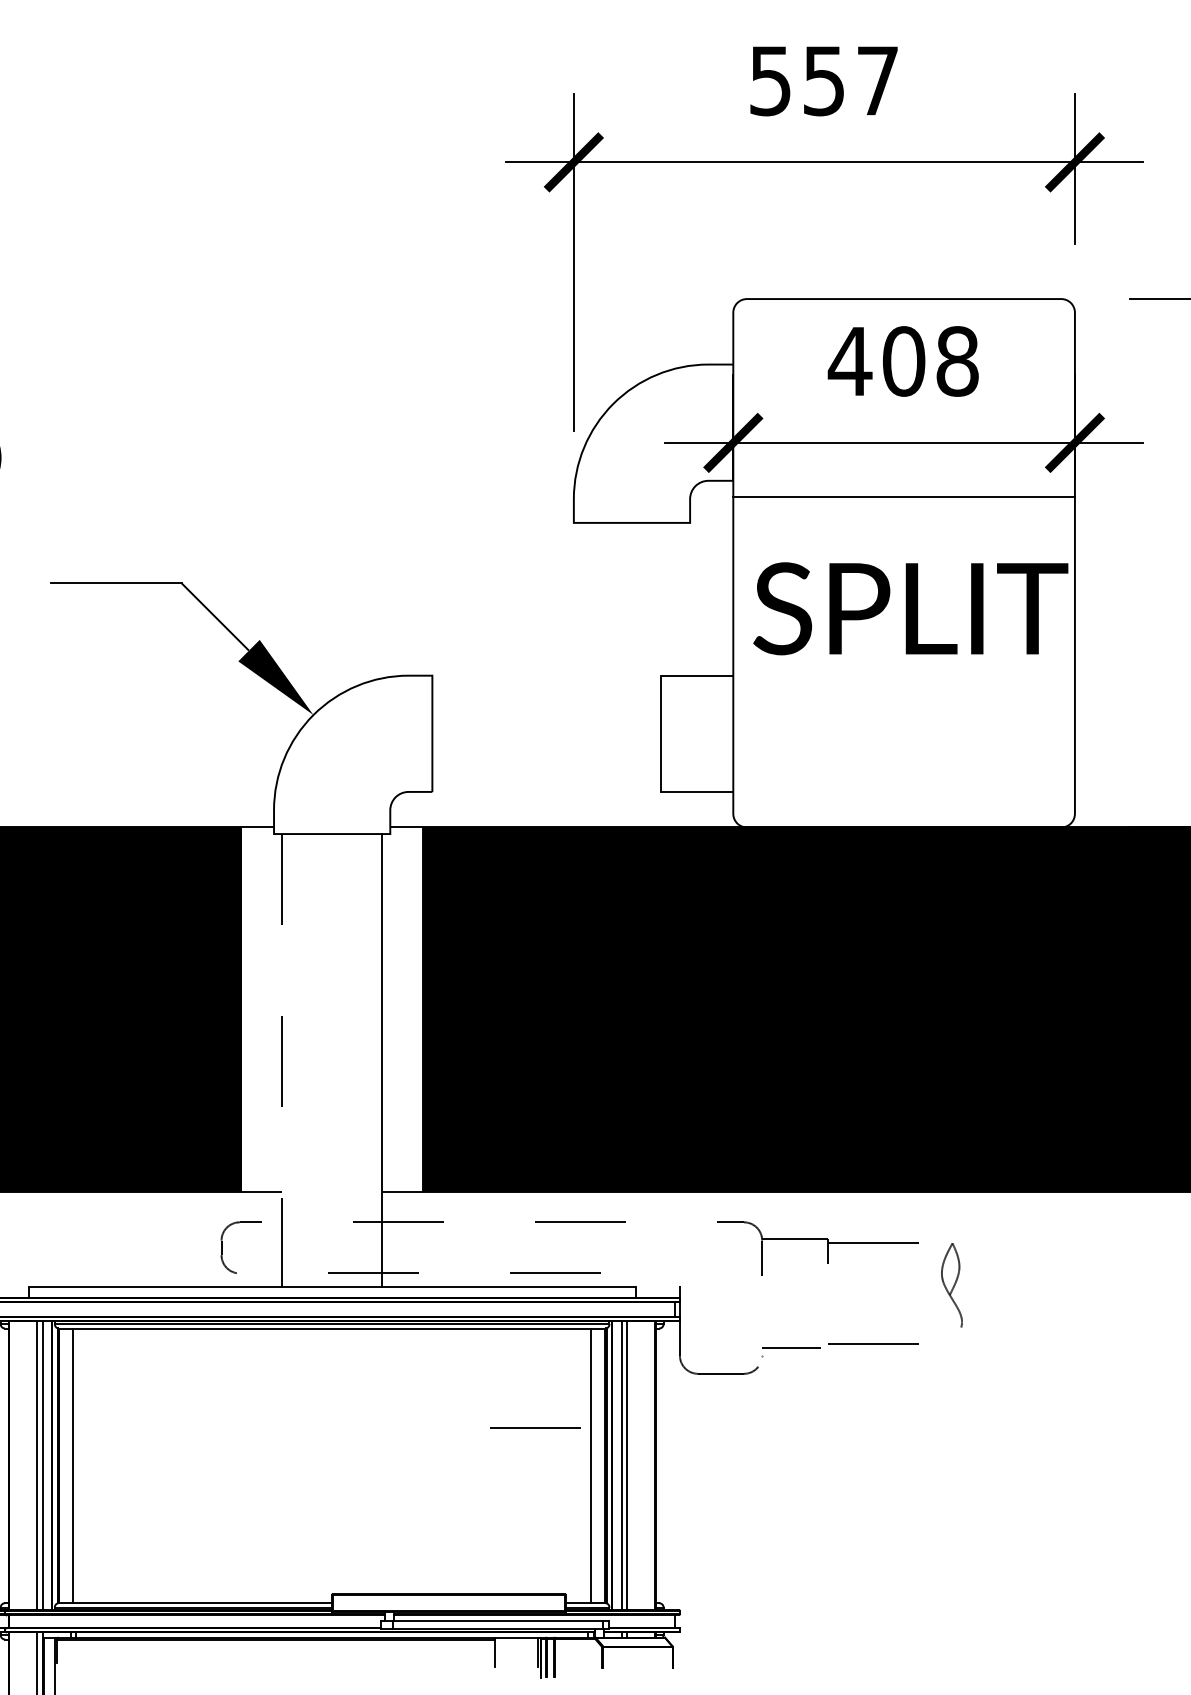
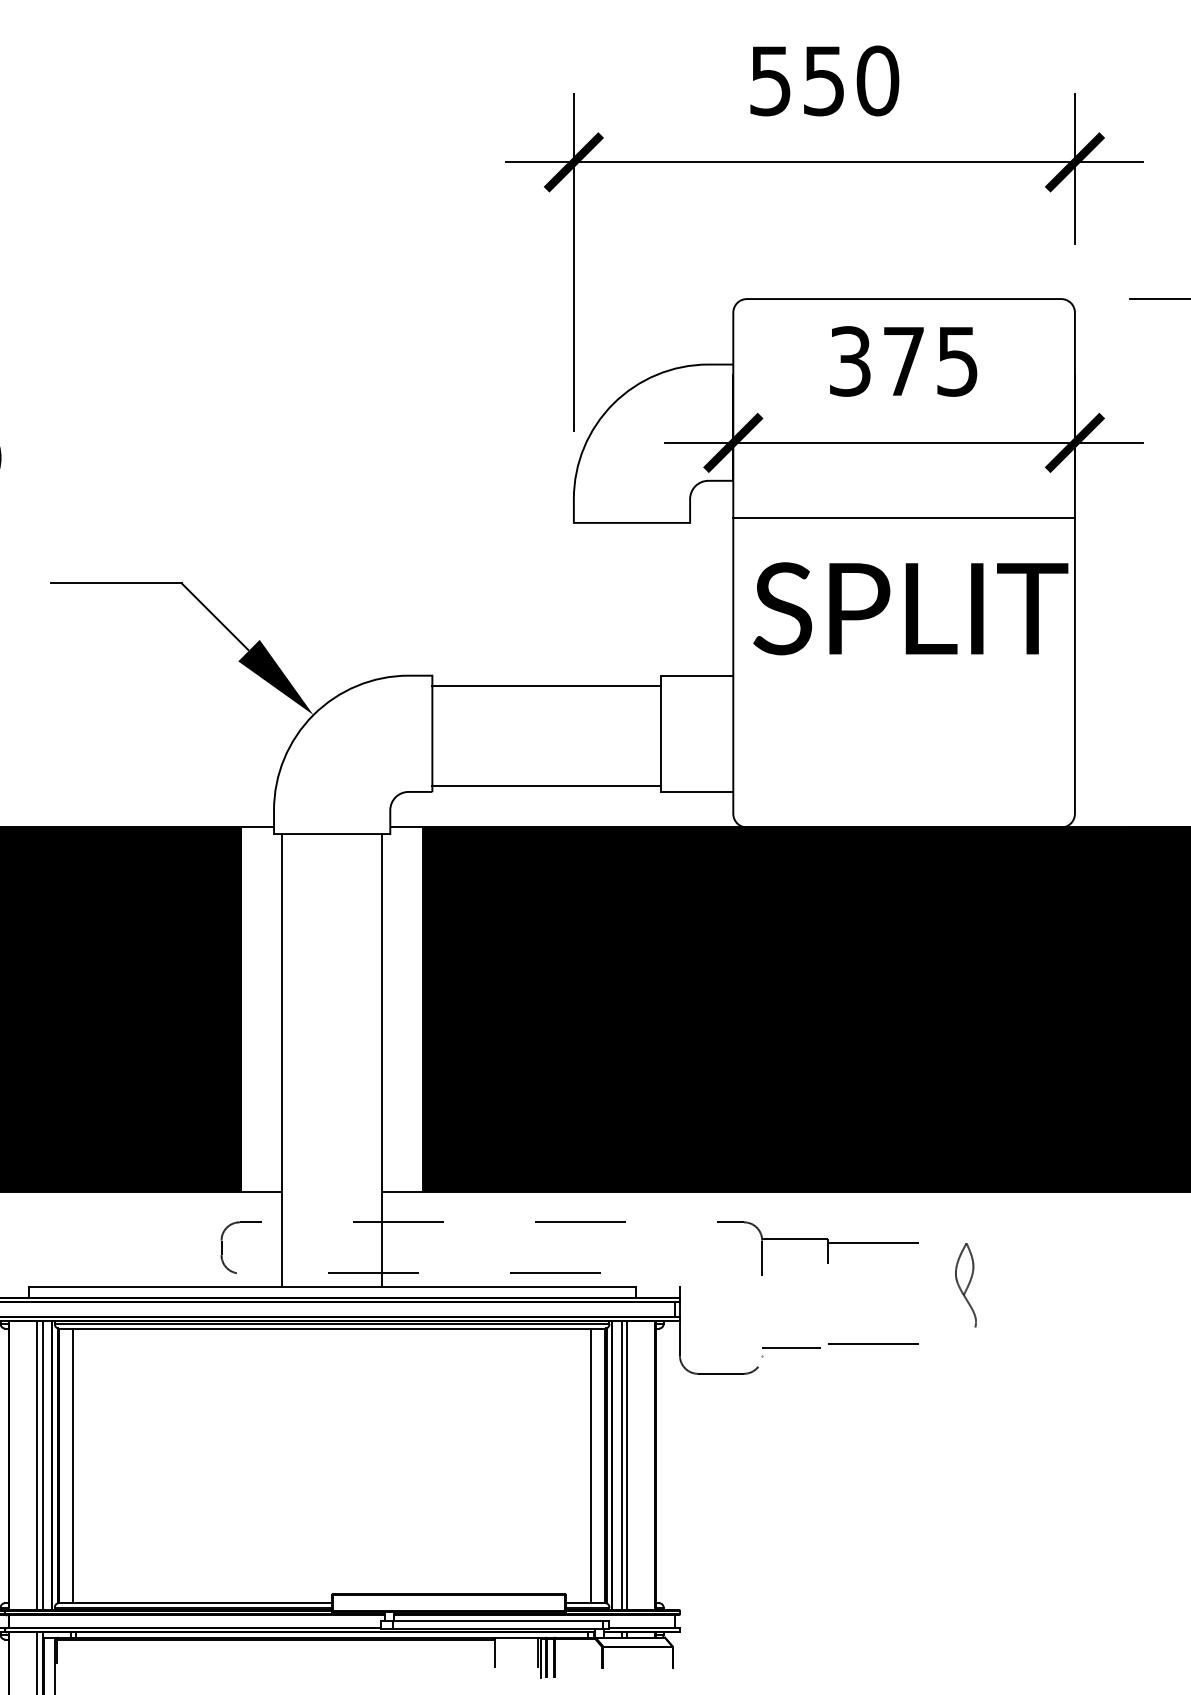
text: 557 -> 550 (877, 80)
text: 408 -> 375 (902, 361)
line position: (903, 496) -> (903, 517) (903, 517)
line: none -> present (546, 685)
line: none -> present (546, 786)
line: dashed -> solid (282, 1060)
part position: (951, 1285) -> (965, 1285) (965, 1285)
line: present -> none (535, 1427)
